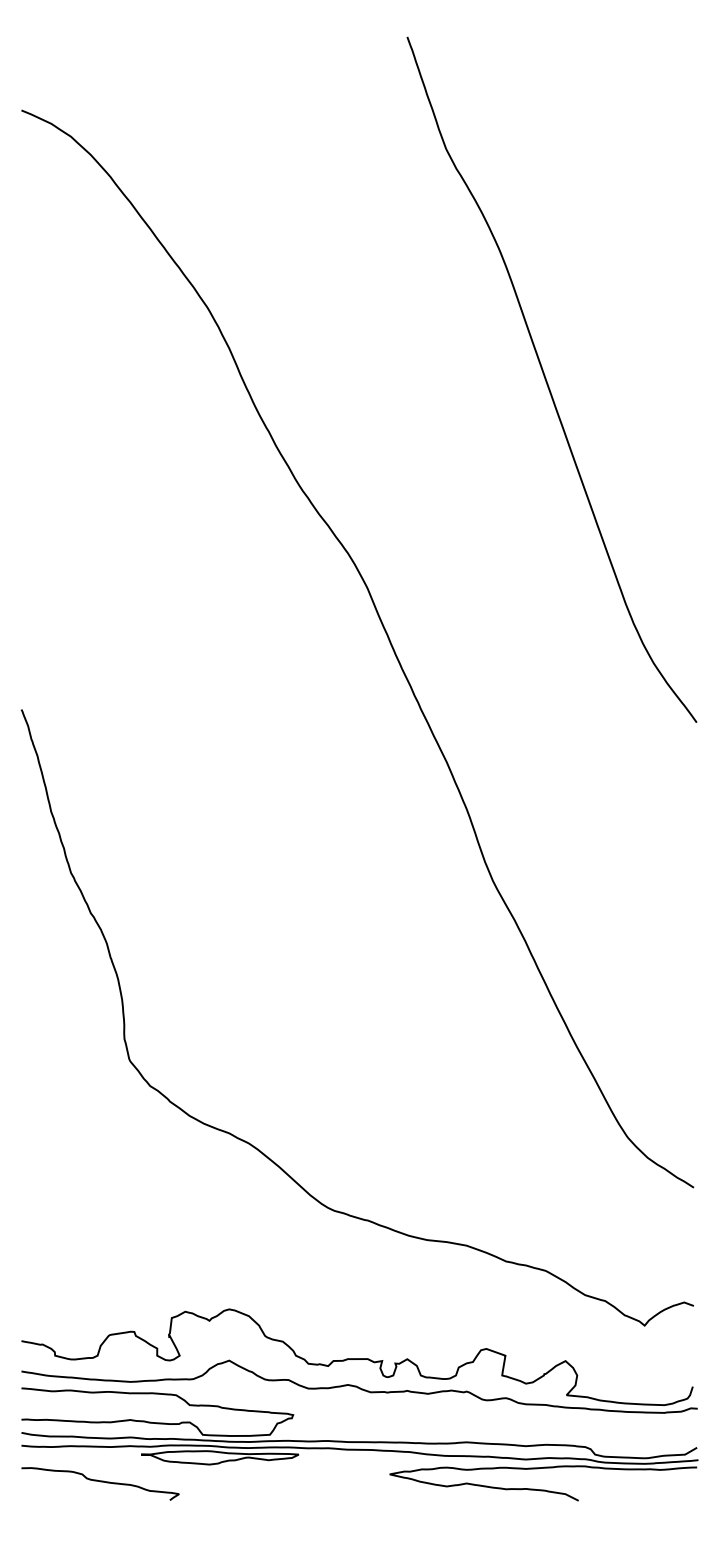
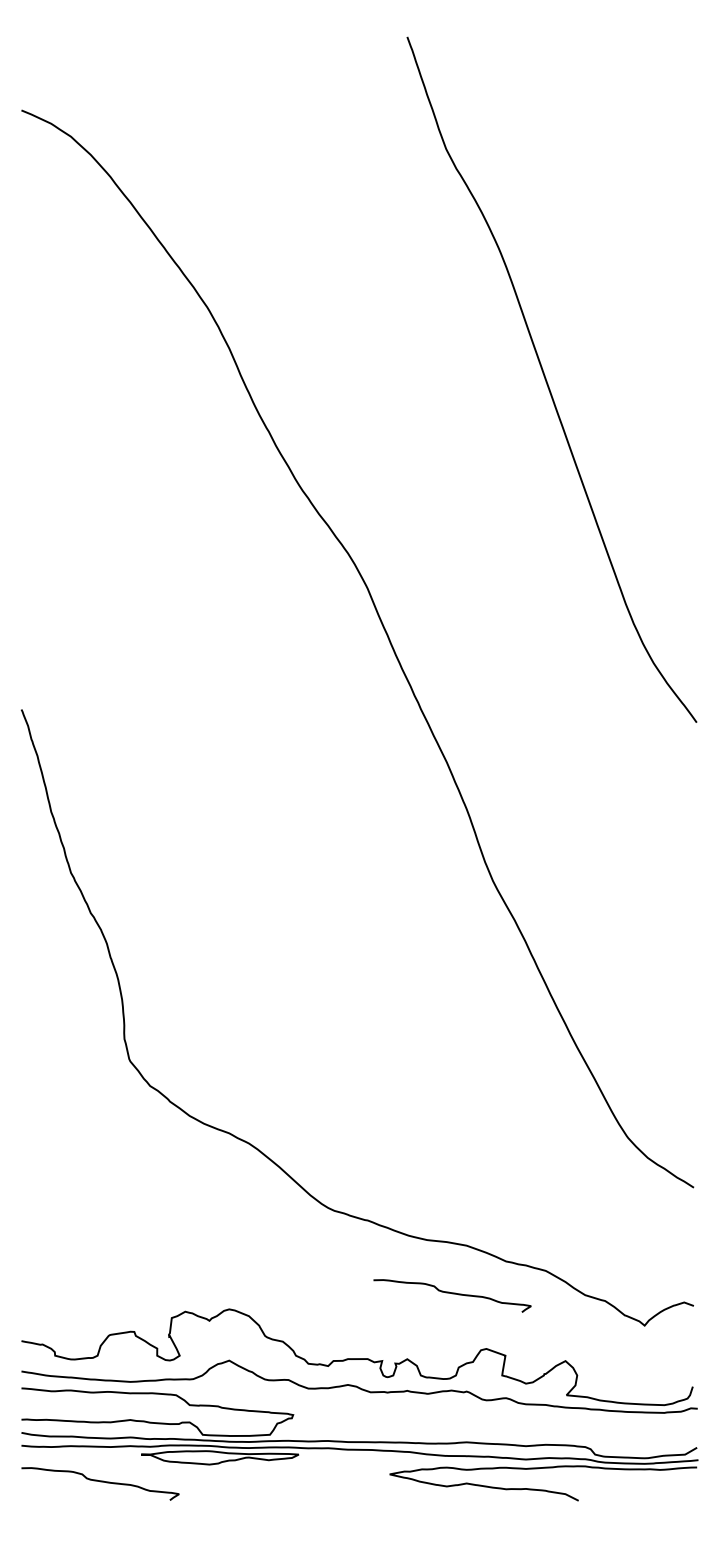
curve: none -> present (452, 1294)
